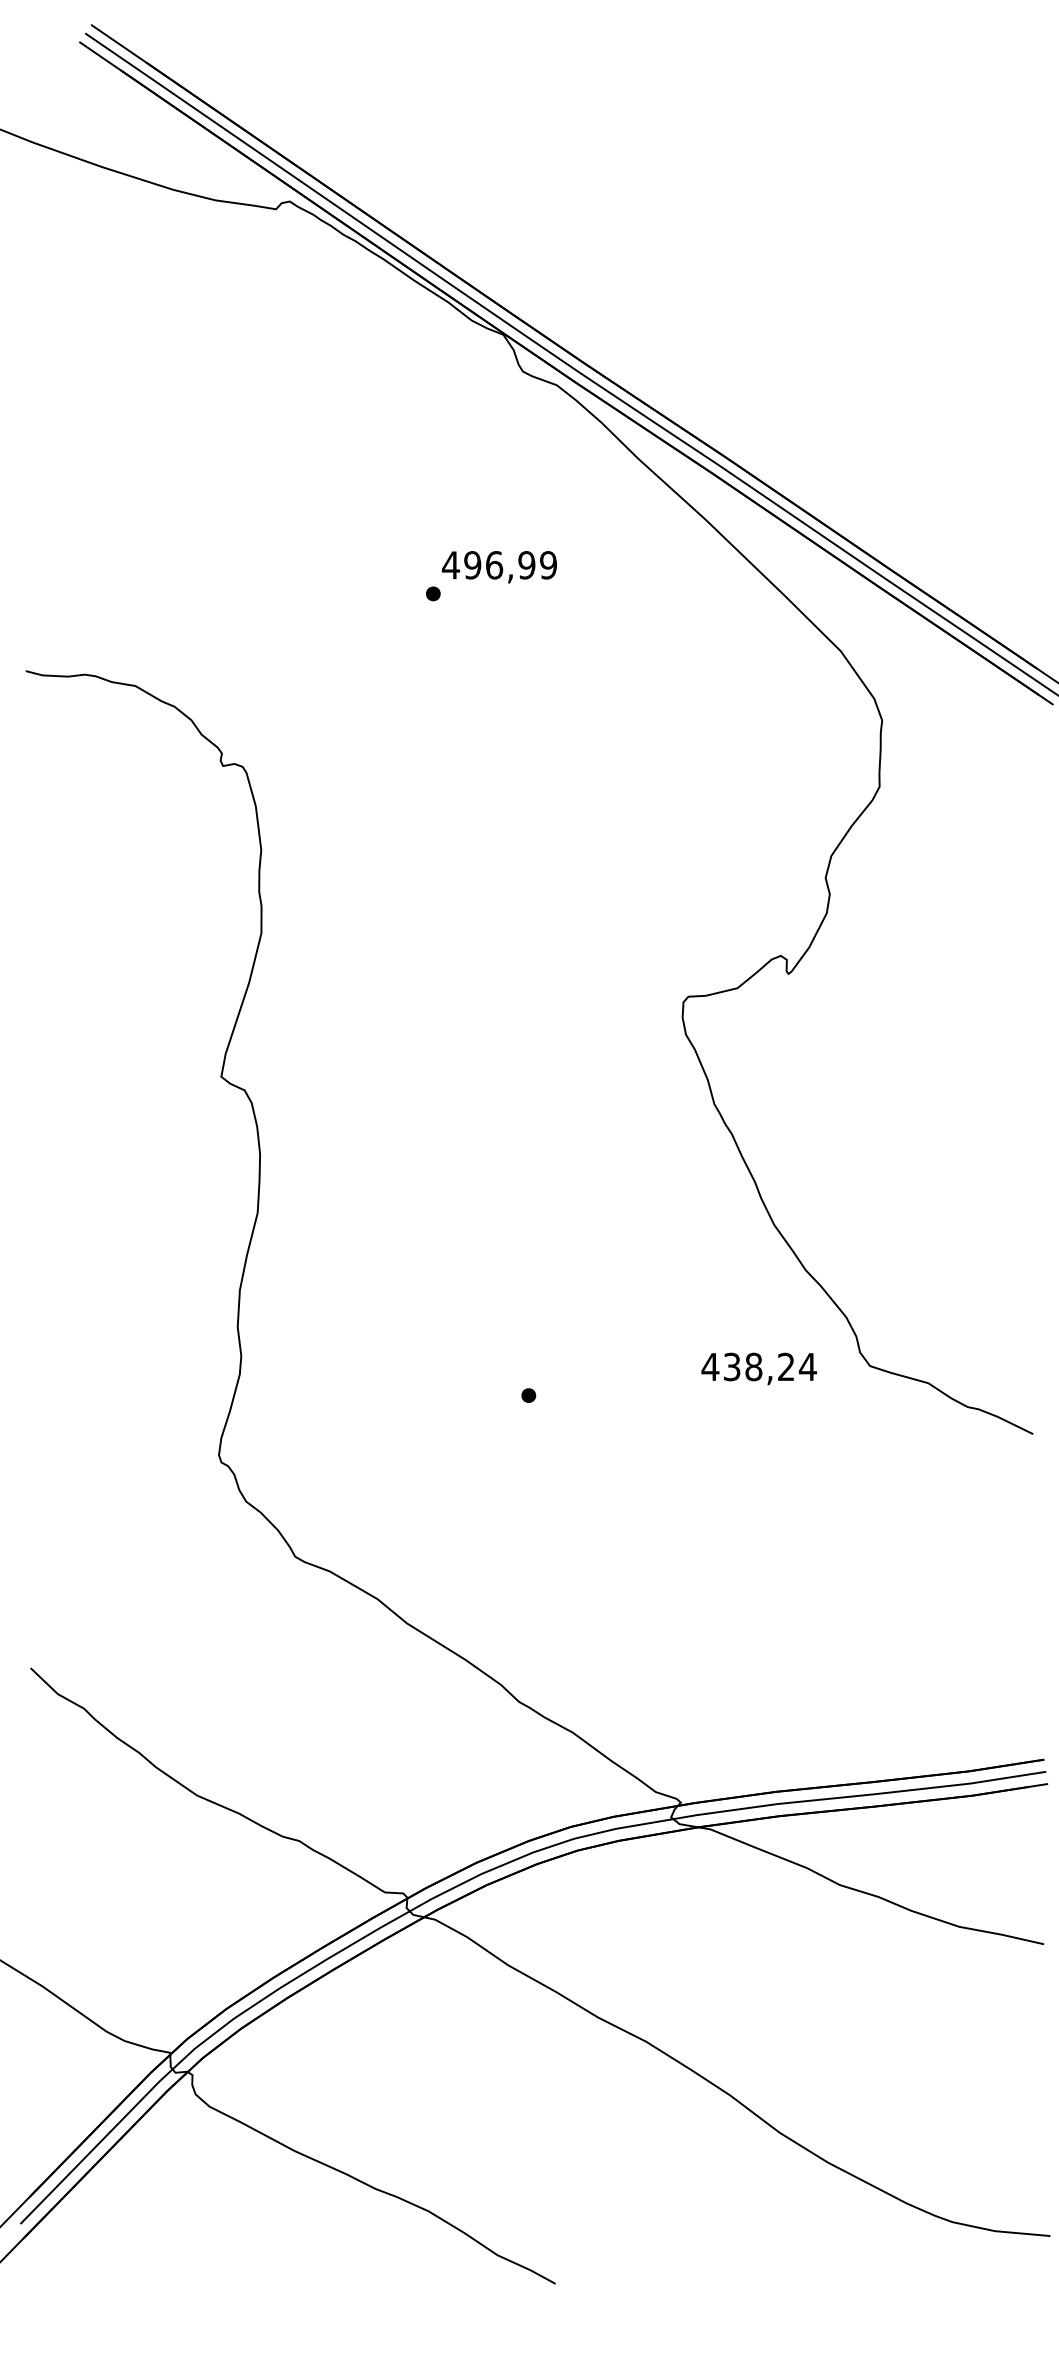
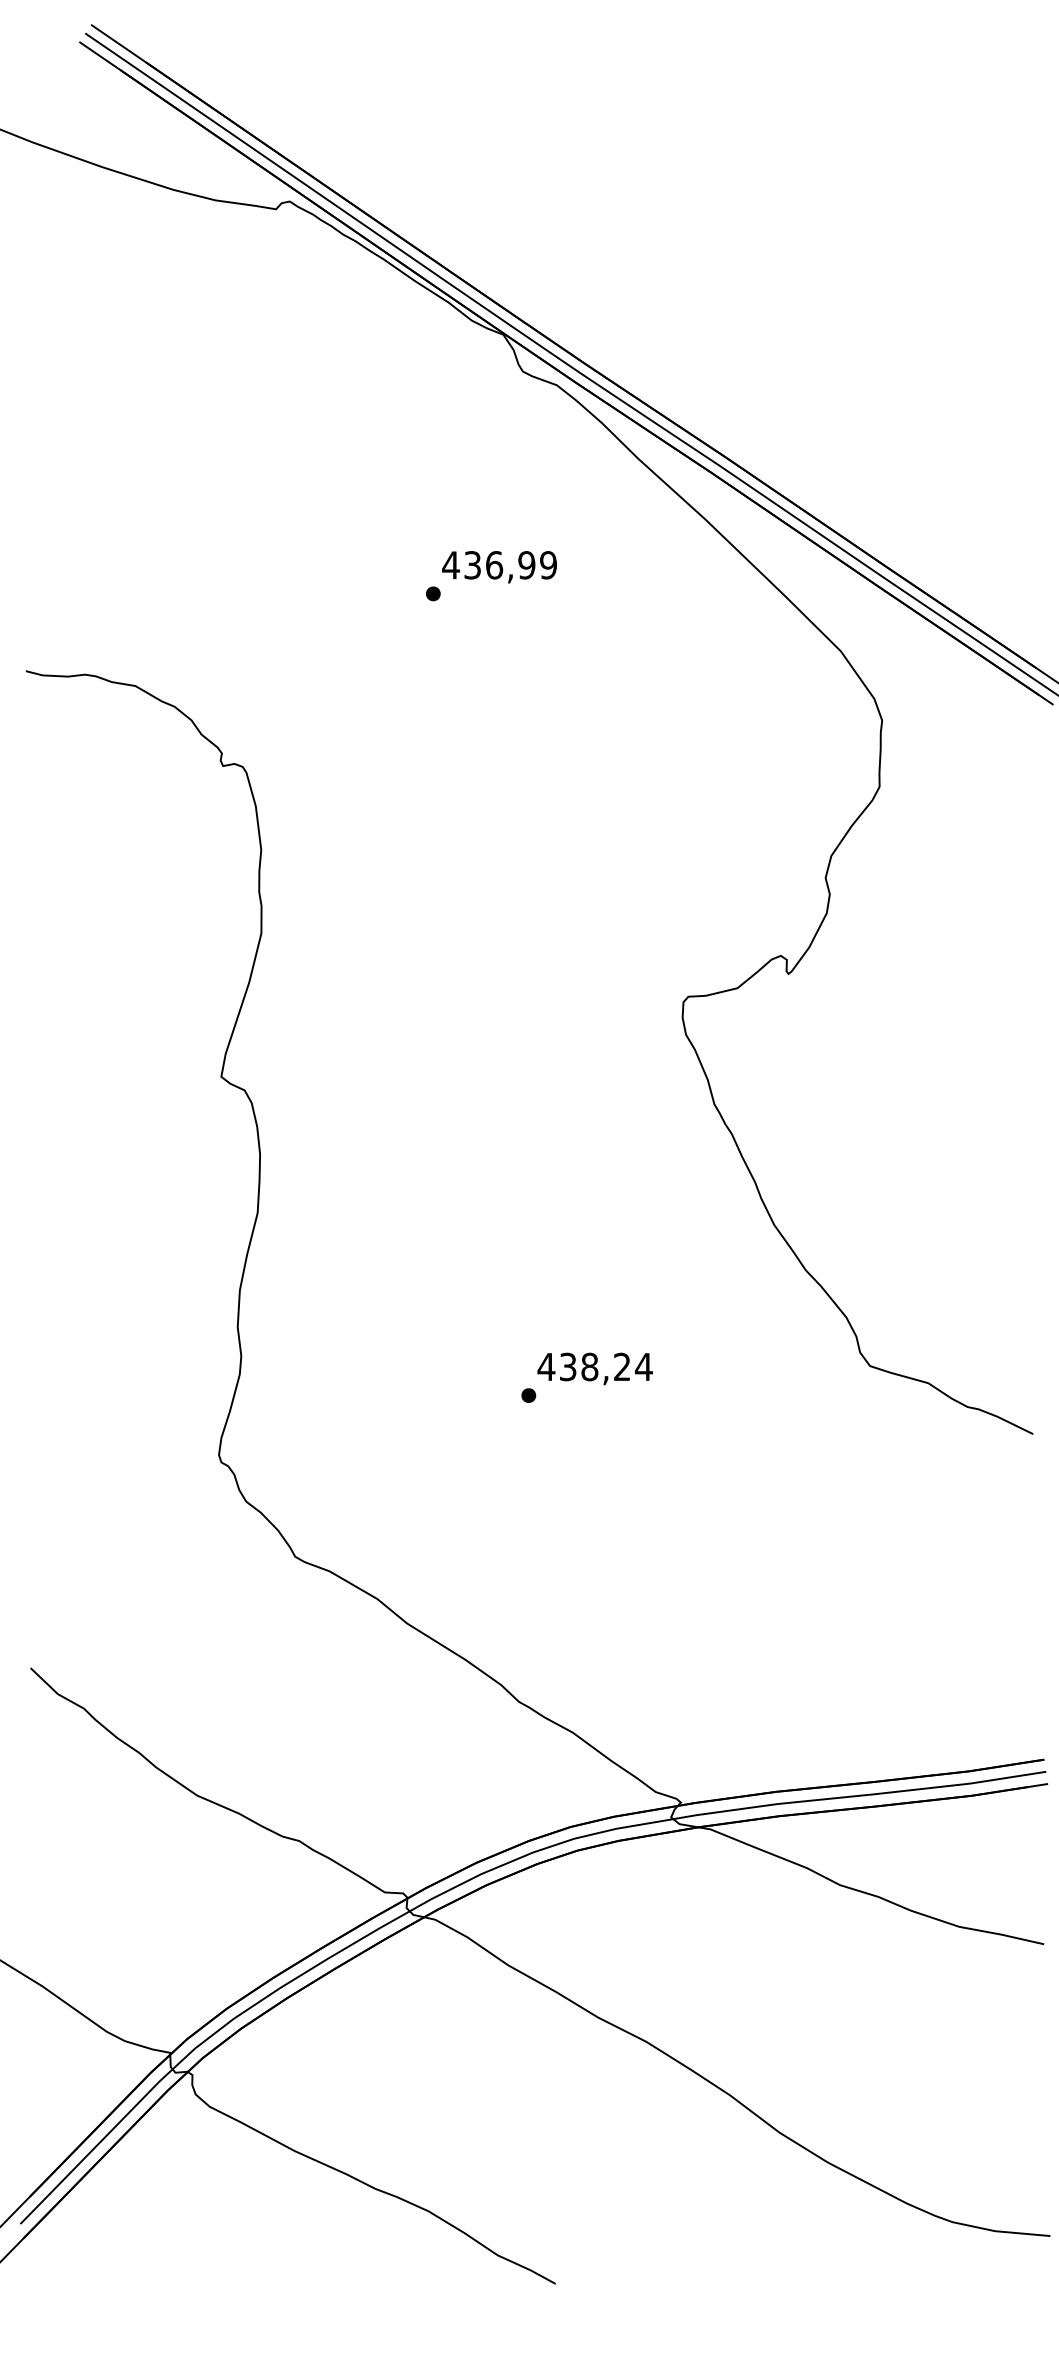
text: 496,99 -> 436,99 (472, 565)
text position: (758, 1368) -> (594, 1368) (594, 1368)
